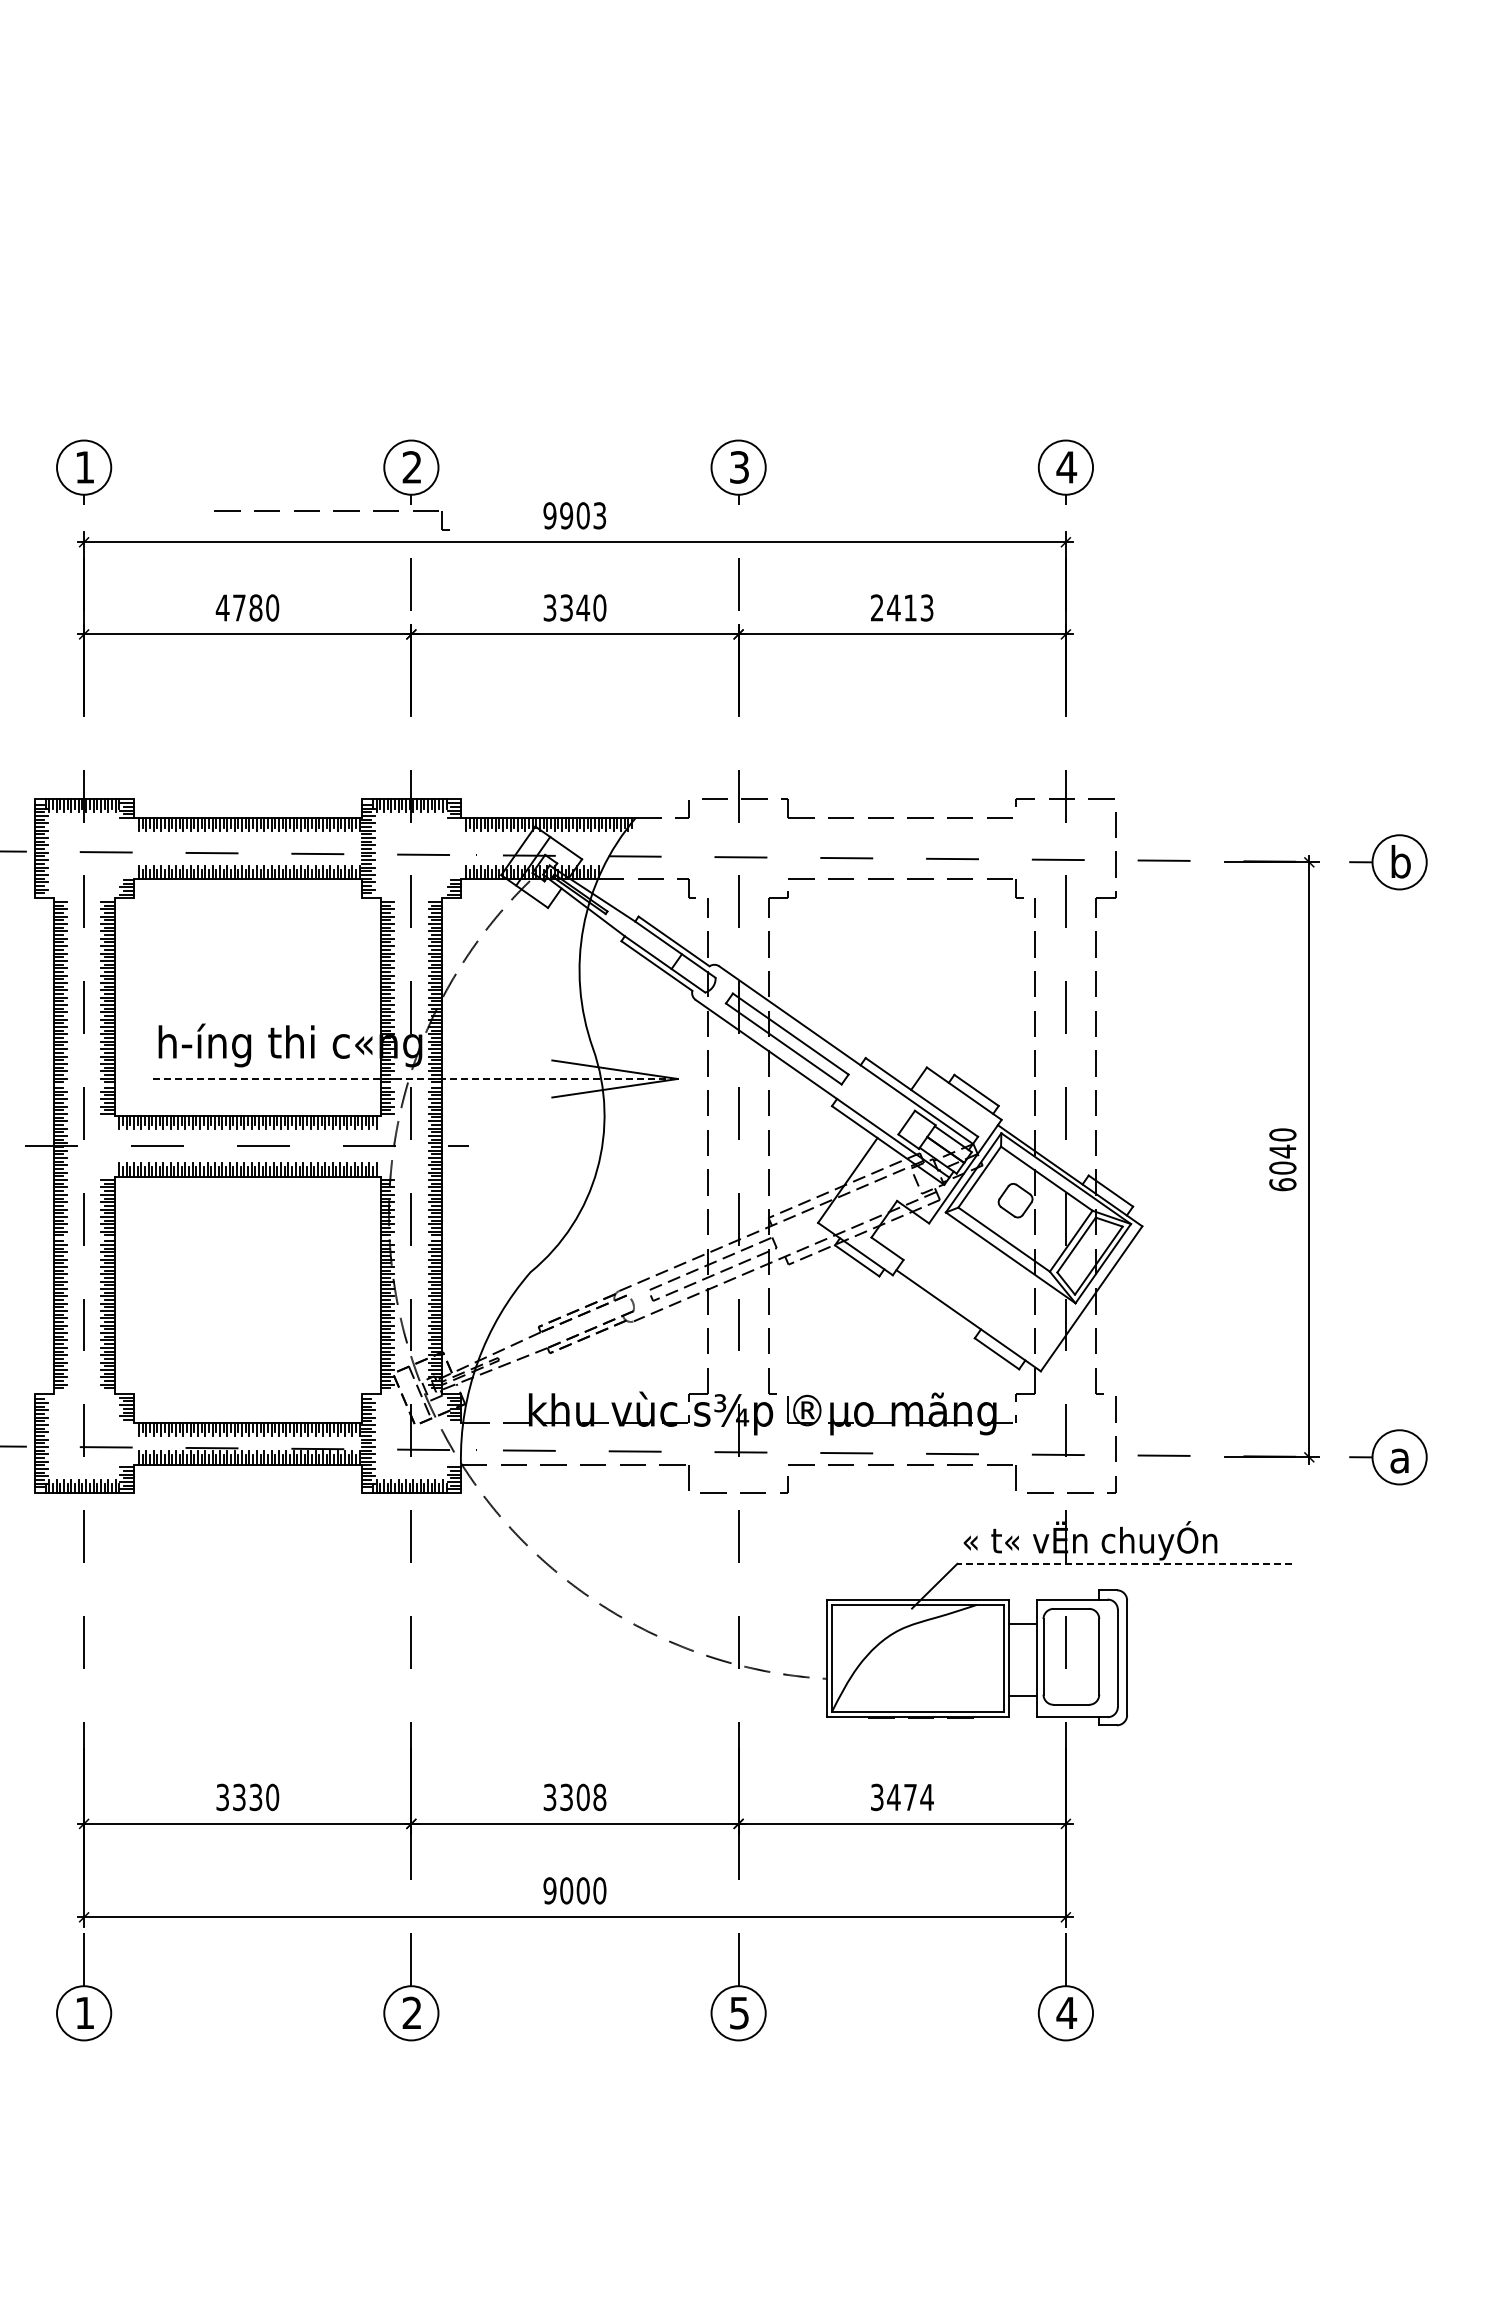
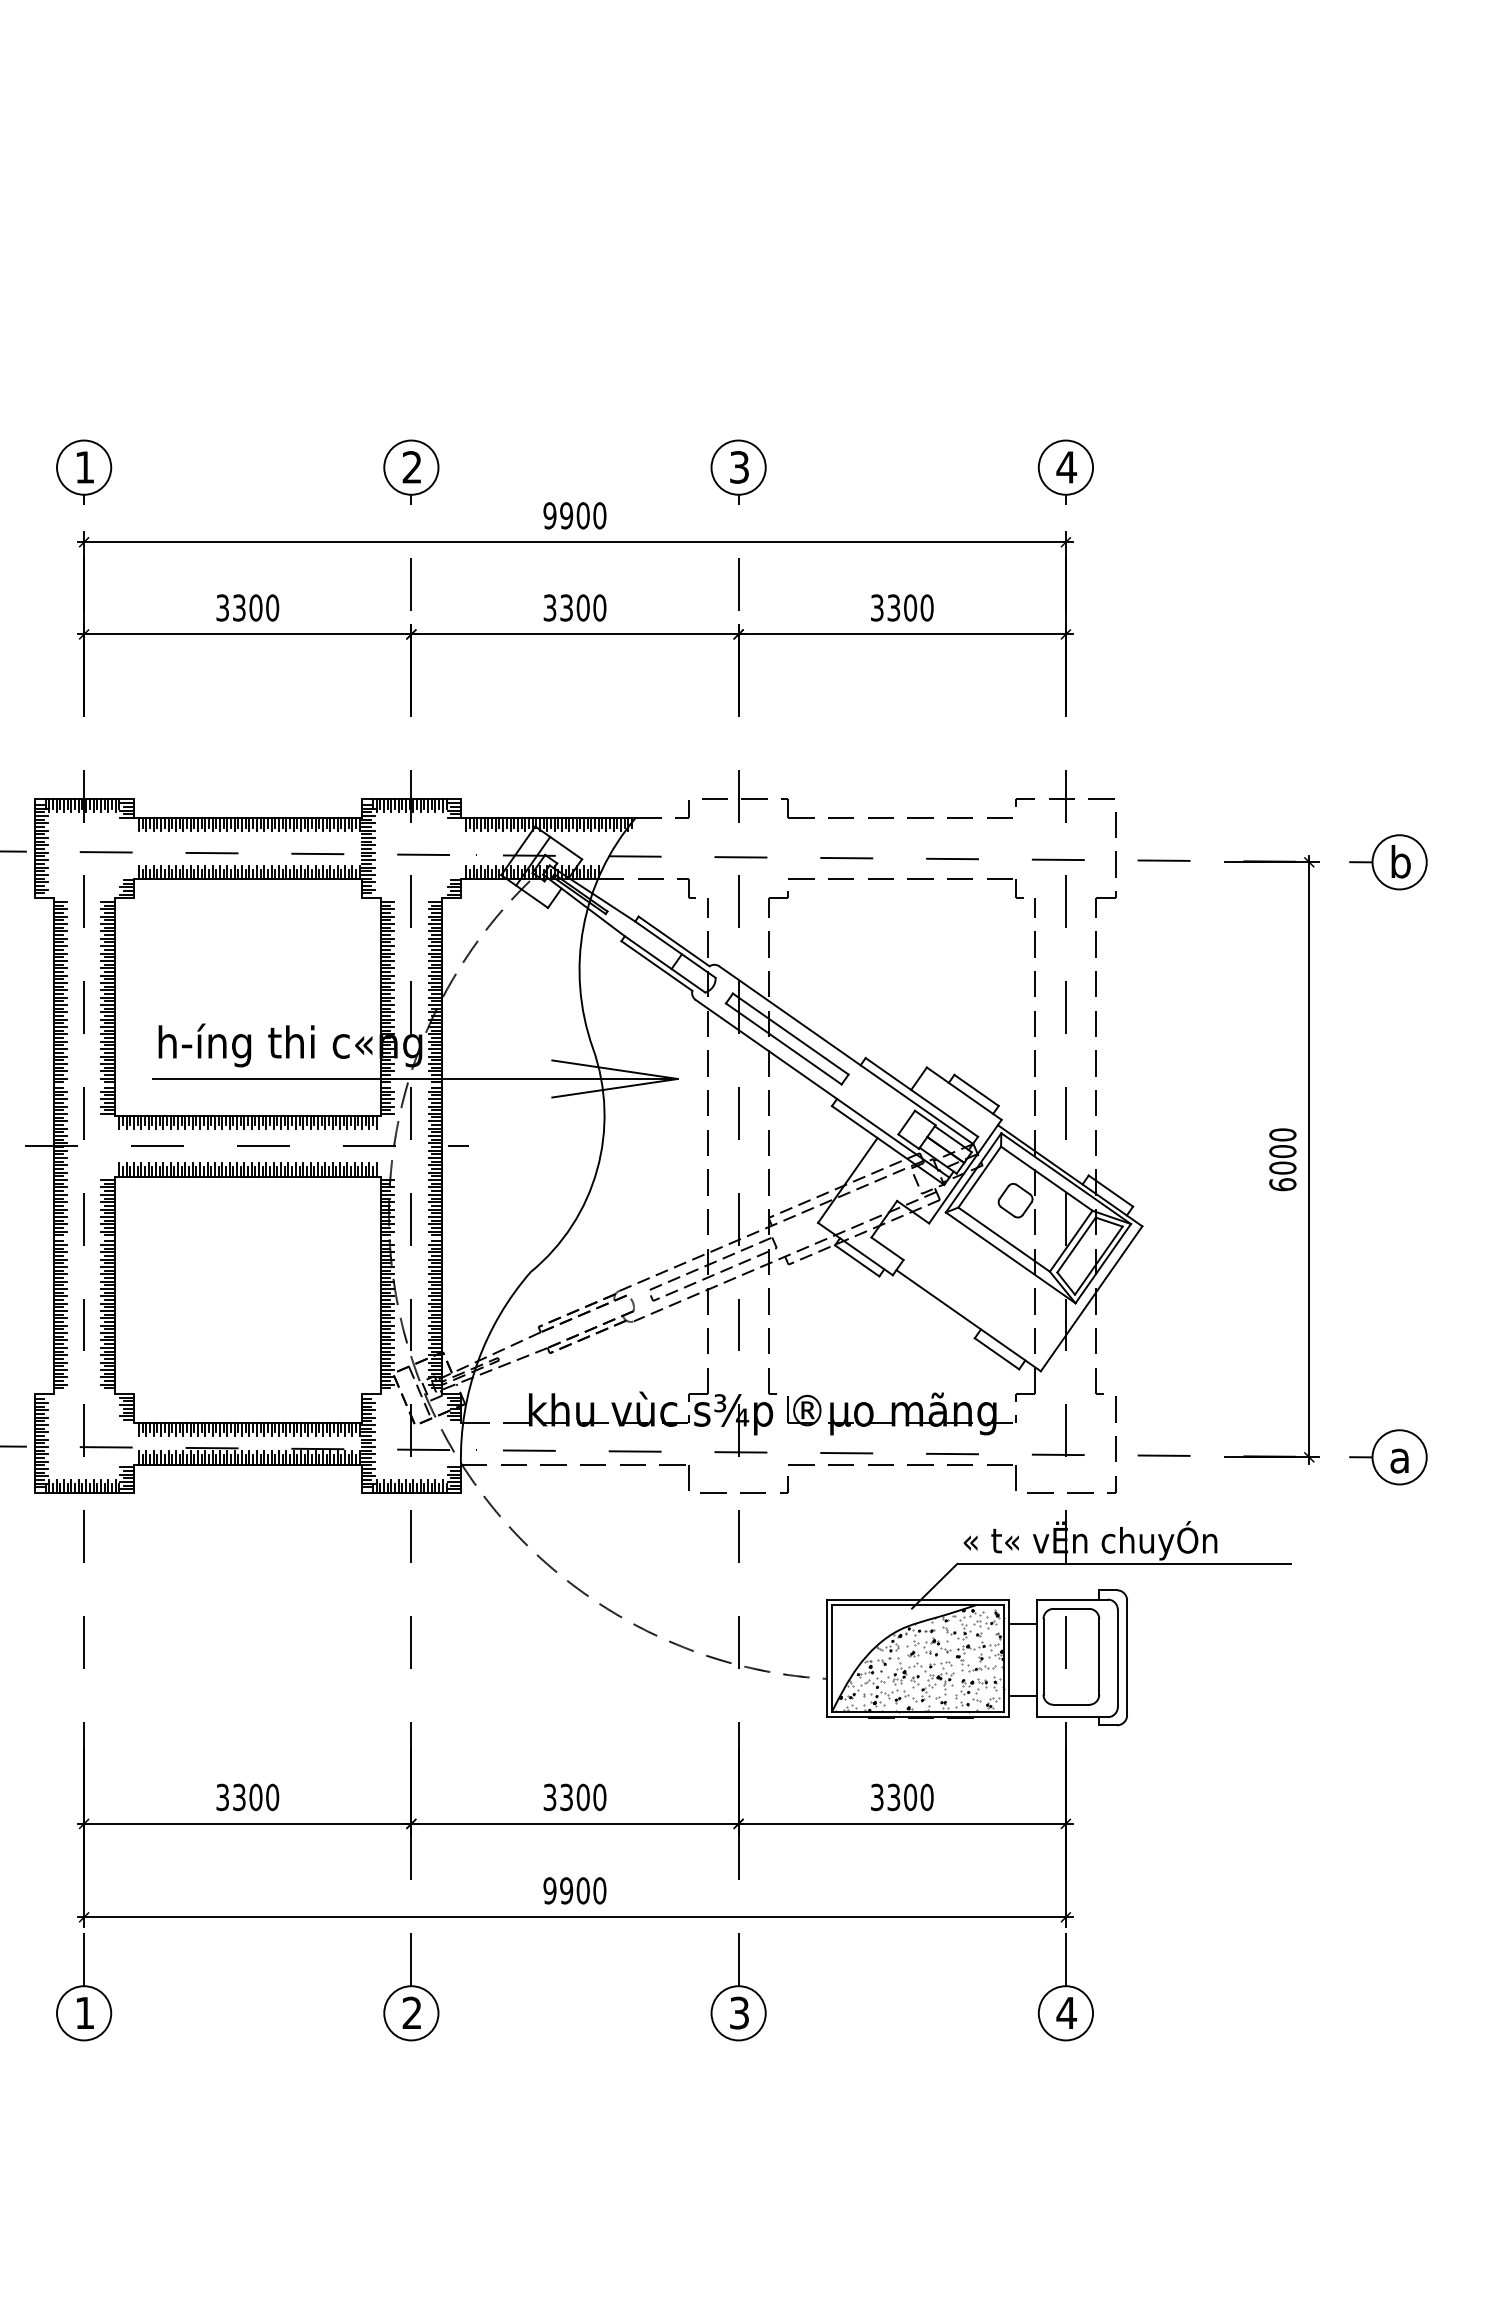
part: present -> none (333, 511)
text: 9903 -> 9900 (599, 515)
text: 4780 -> 3300 (238, 607)
text: 3340 -> 3300 (583, 607)
text: 2413 -> 3300 (902, 607)
line: dashed -> solid (414, 1079)
text: 6040 -> 6000 (1282, 1151)
line: dashed -> solid (1124, 1563)
hatch: none -> present (920, 1659)
text: 3330 -> 3300 (255, 1797)
text: 3308 -> 3300 (599, 1797)
text: 3474 -> 3300 (910, 1797)
text: 9000 -> 9900 (566, 1890)
text: 5 -> 3 (739, 2012)
